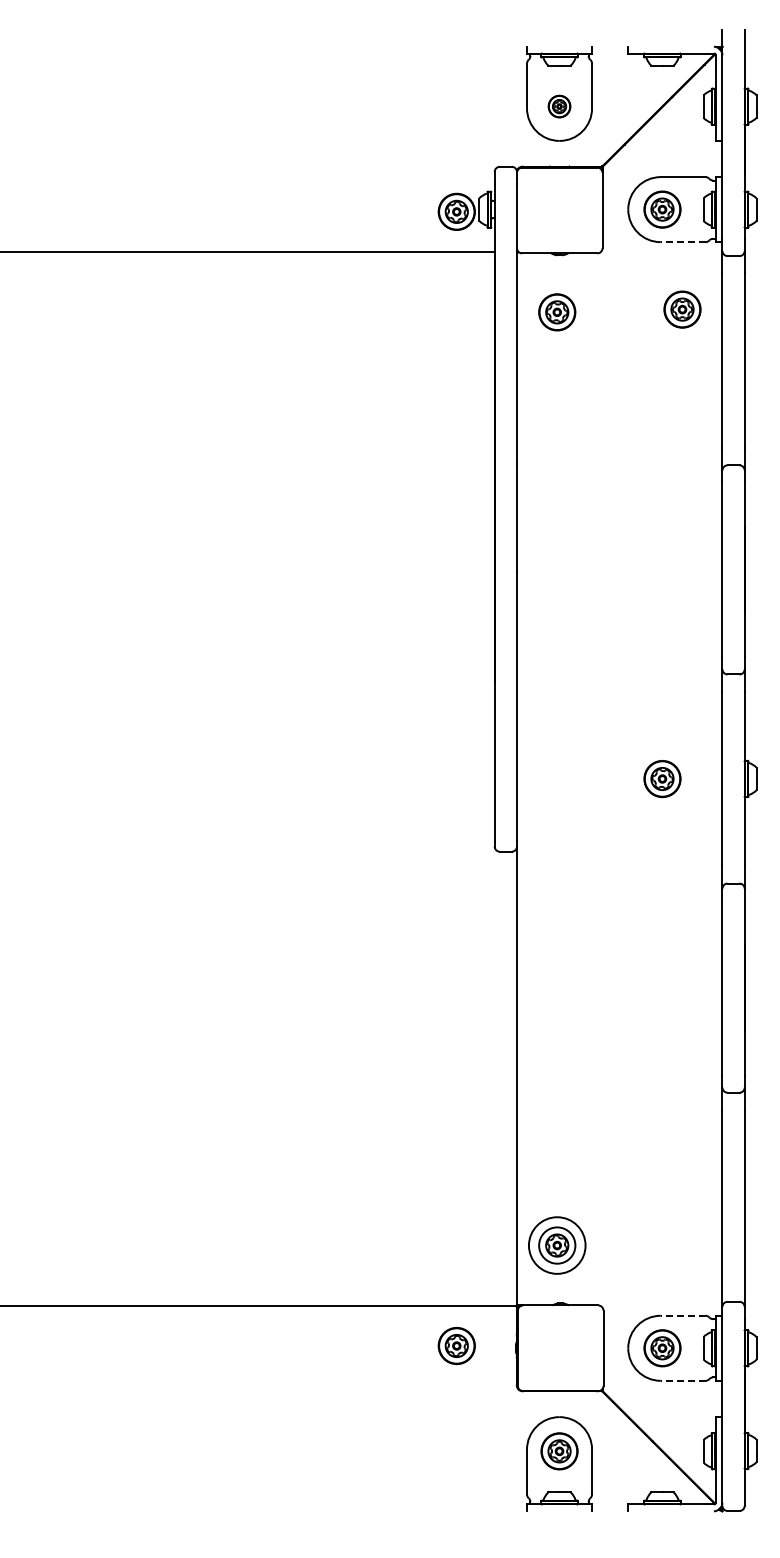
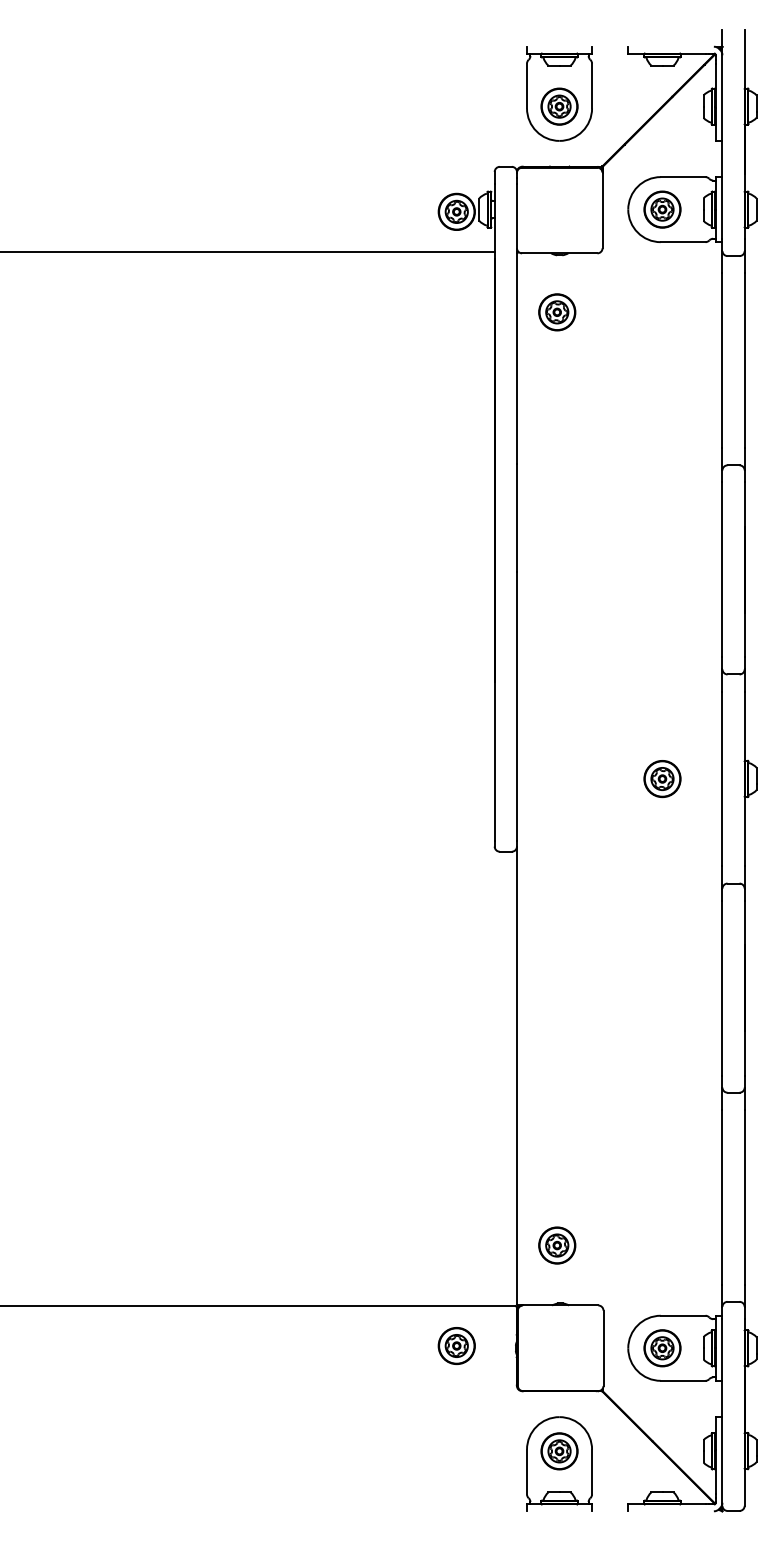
part size: 25x25 px -> 39x39 px (559, 106)
line: dashed -> solid (682, 242)
part: present -> none (682, 309)
circle diameter: 57 px -> 35 px (556, 1245)
line: dashed -> solid (682, 1315)
line: dashed -> solid (682, 1380)
